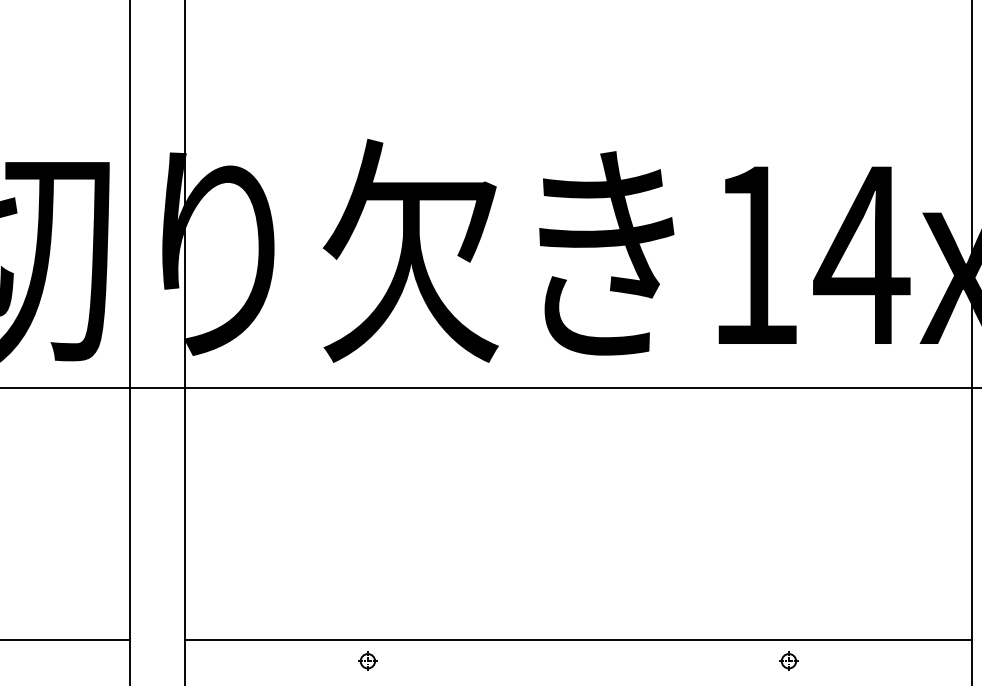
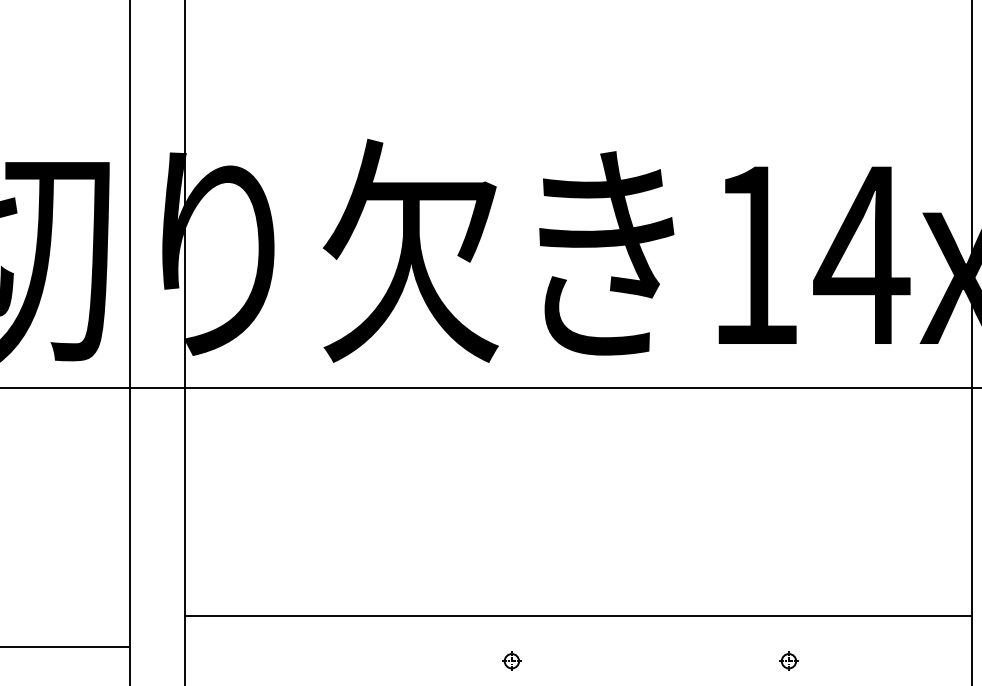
line position: (65, 640) -> (65, 647) (65, 647)
line position: (578, 640) -> (578, 616) (578, 616)
part position: (367, 660) -> (511, 660) (511, 660)
